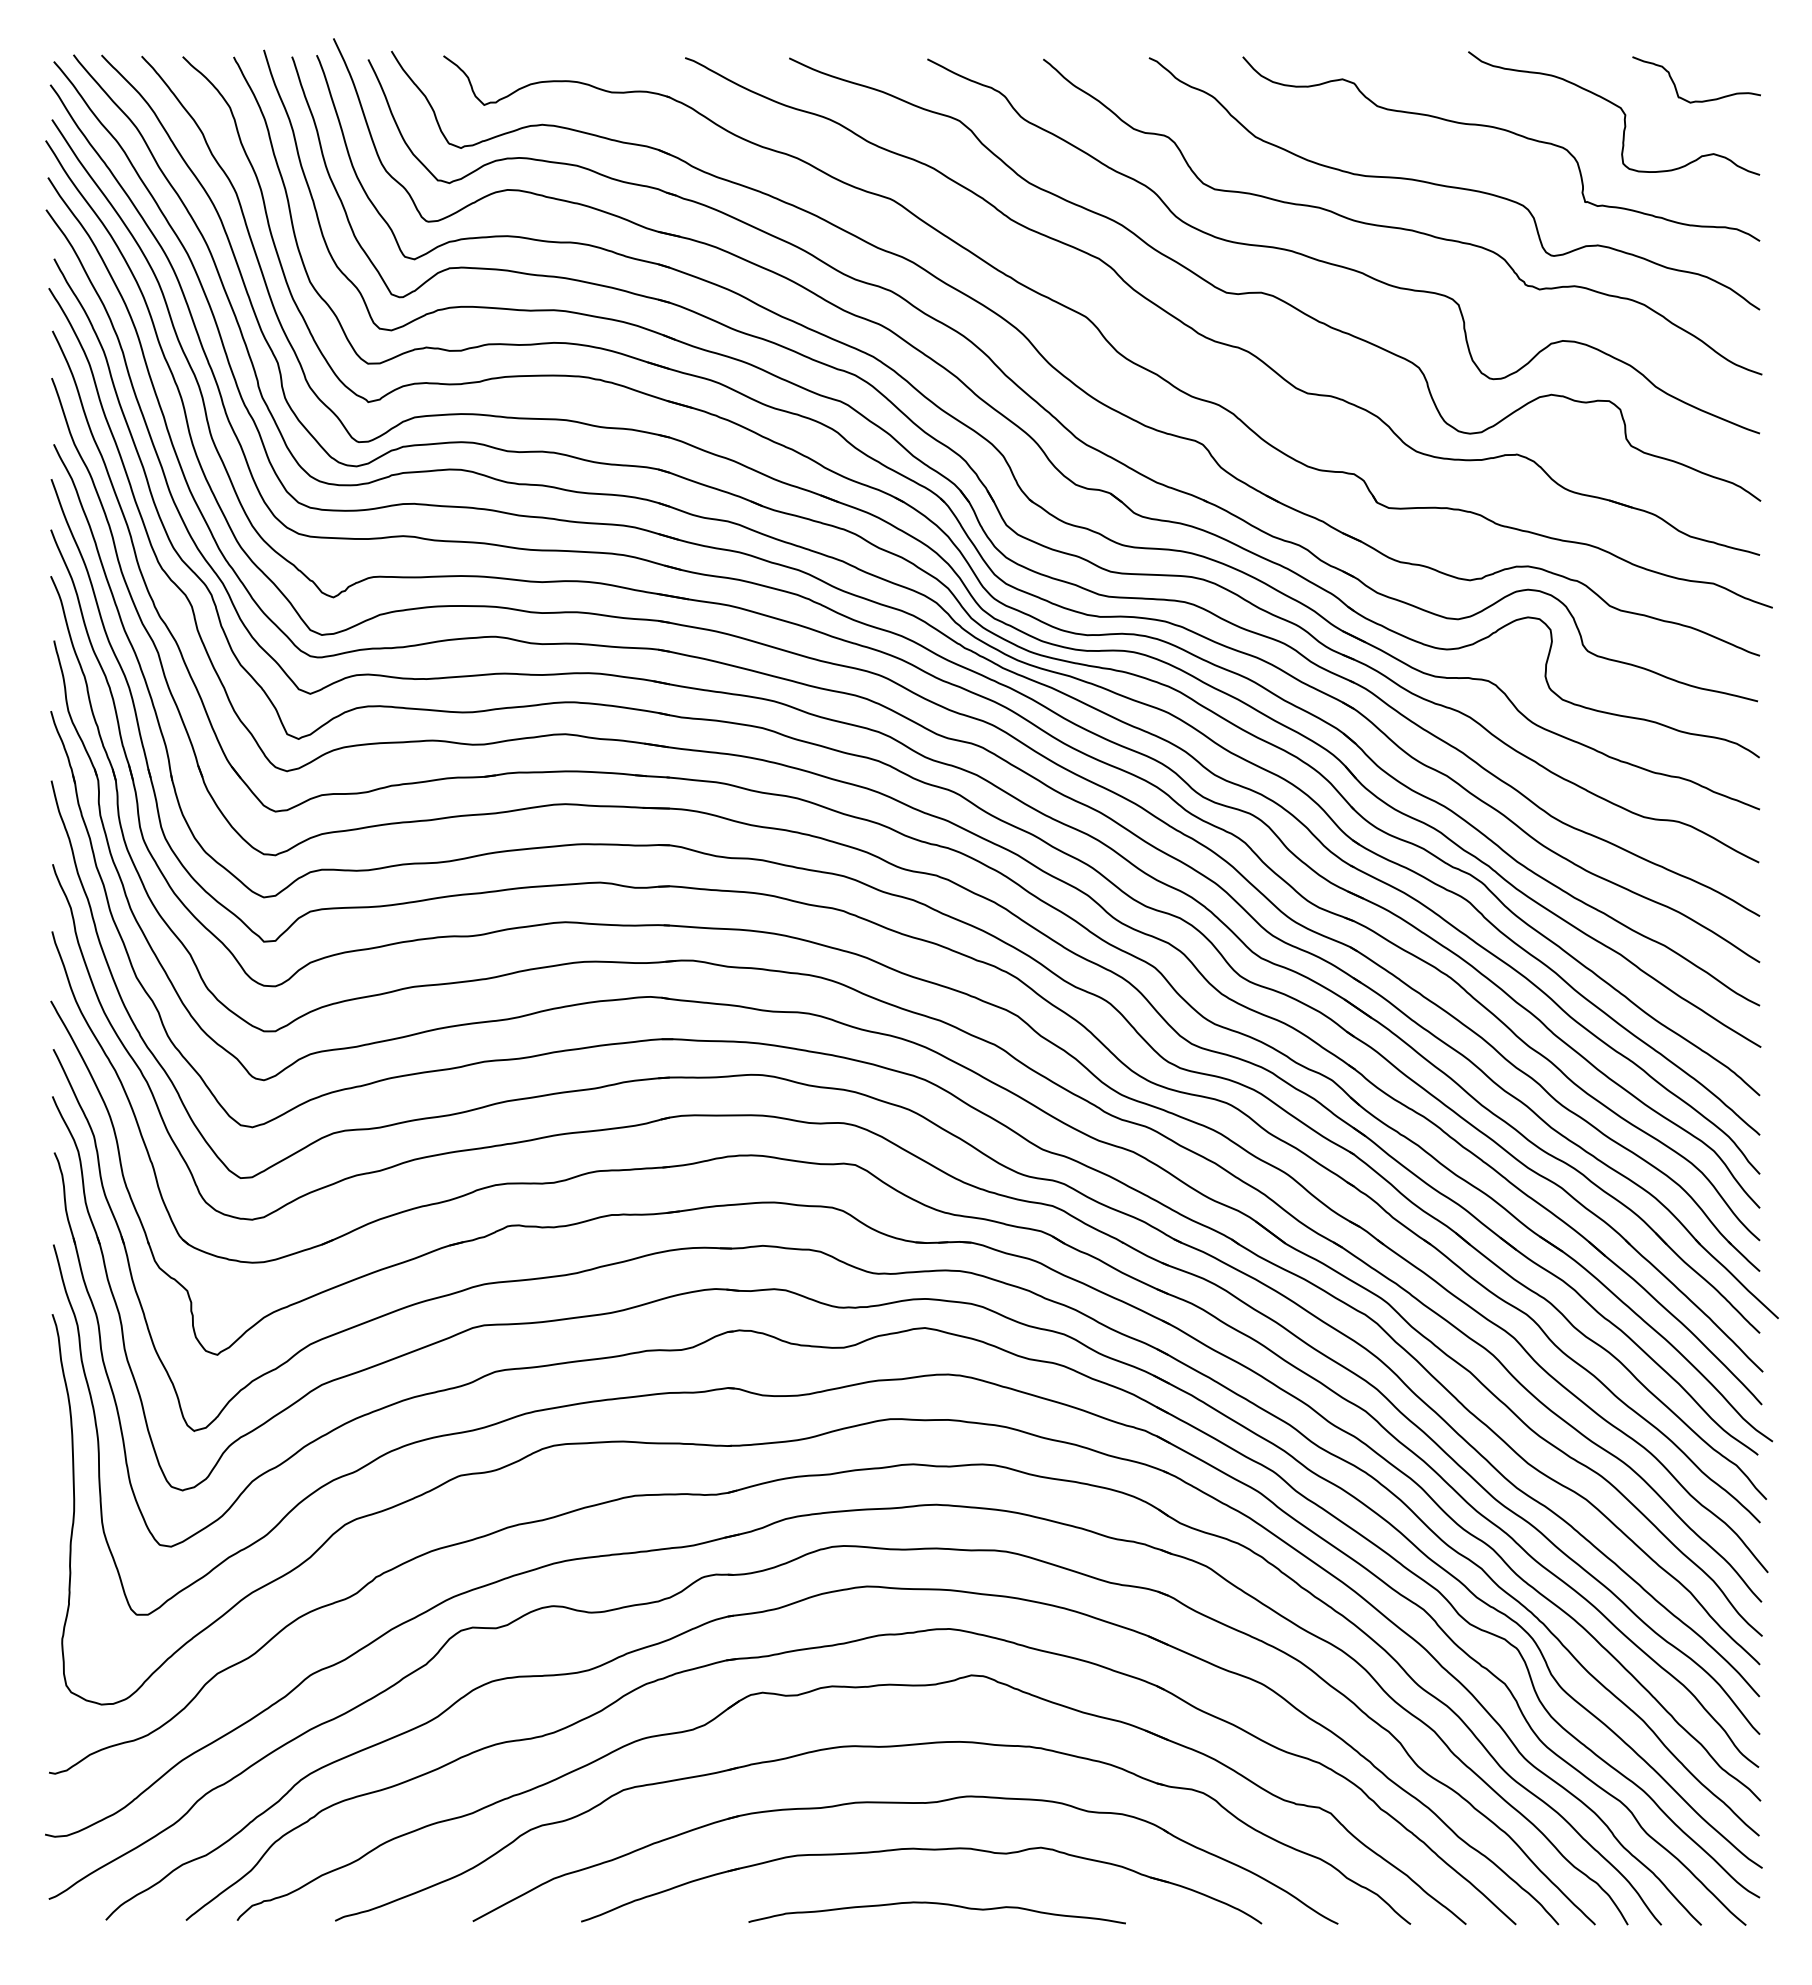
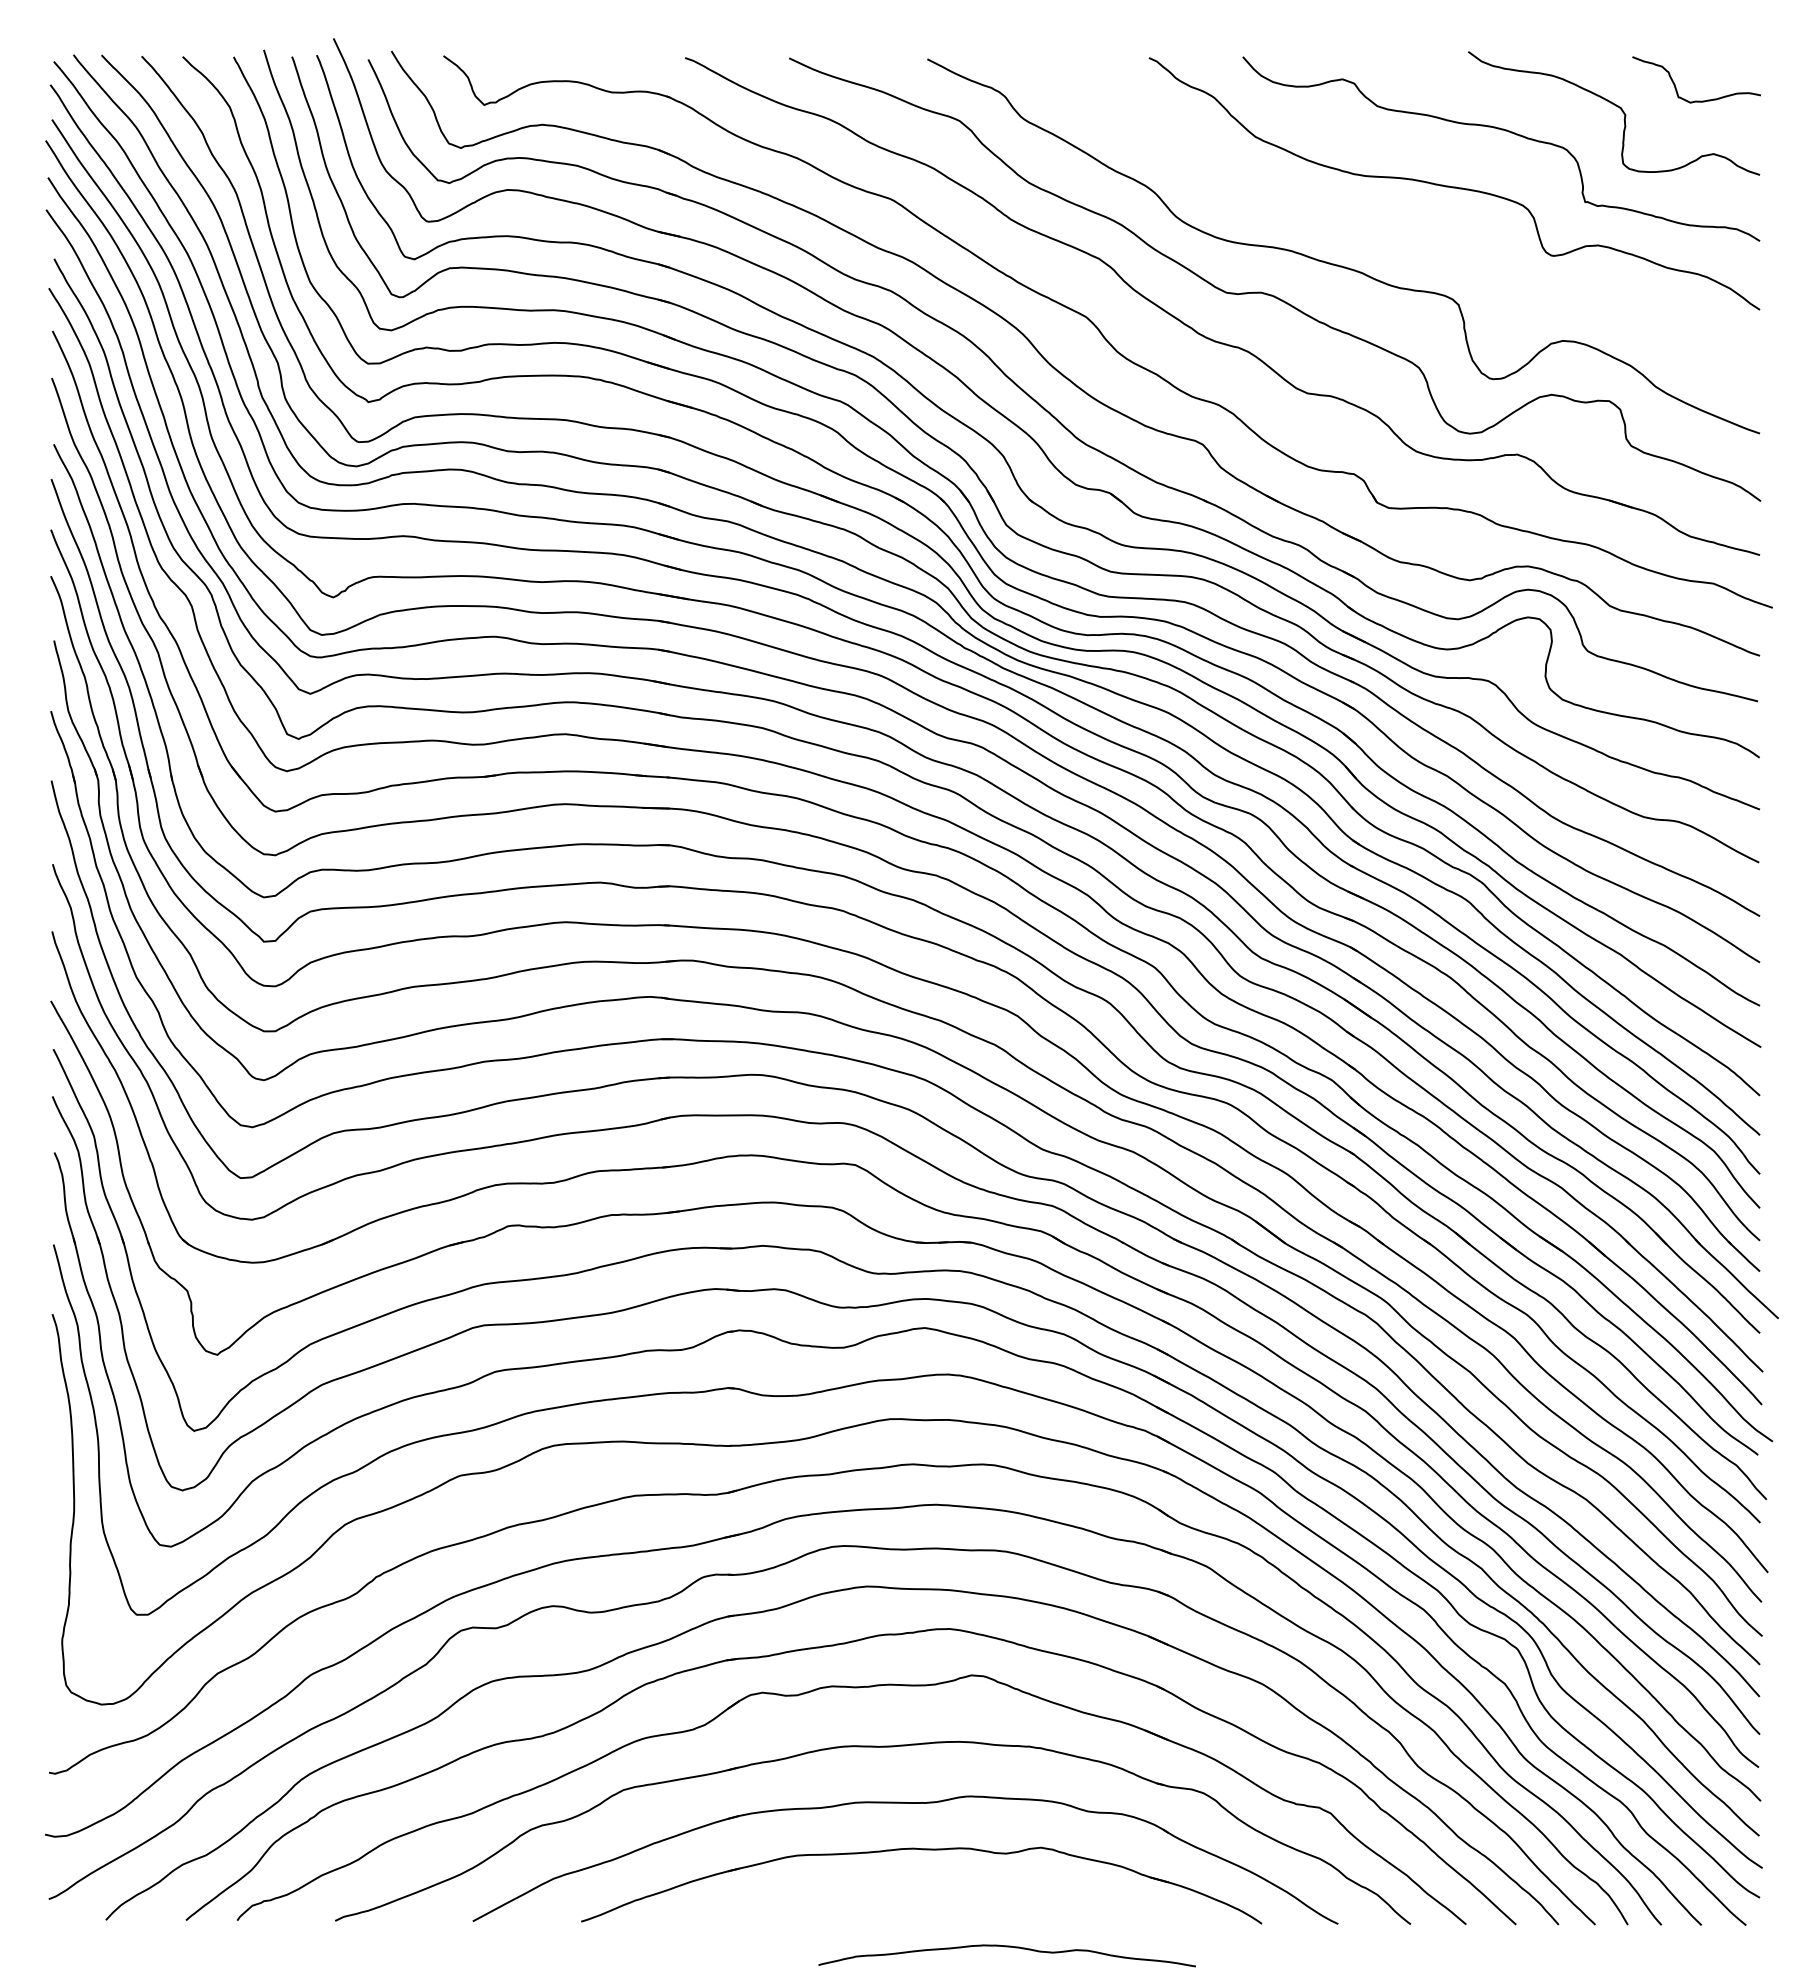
curve: present -> none (1402, 227)
curve position: (936, 1904) -> (1006, 1947) (1006, 1947)
